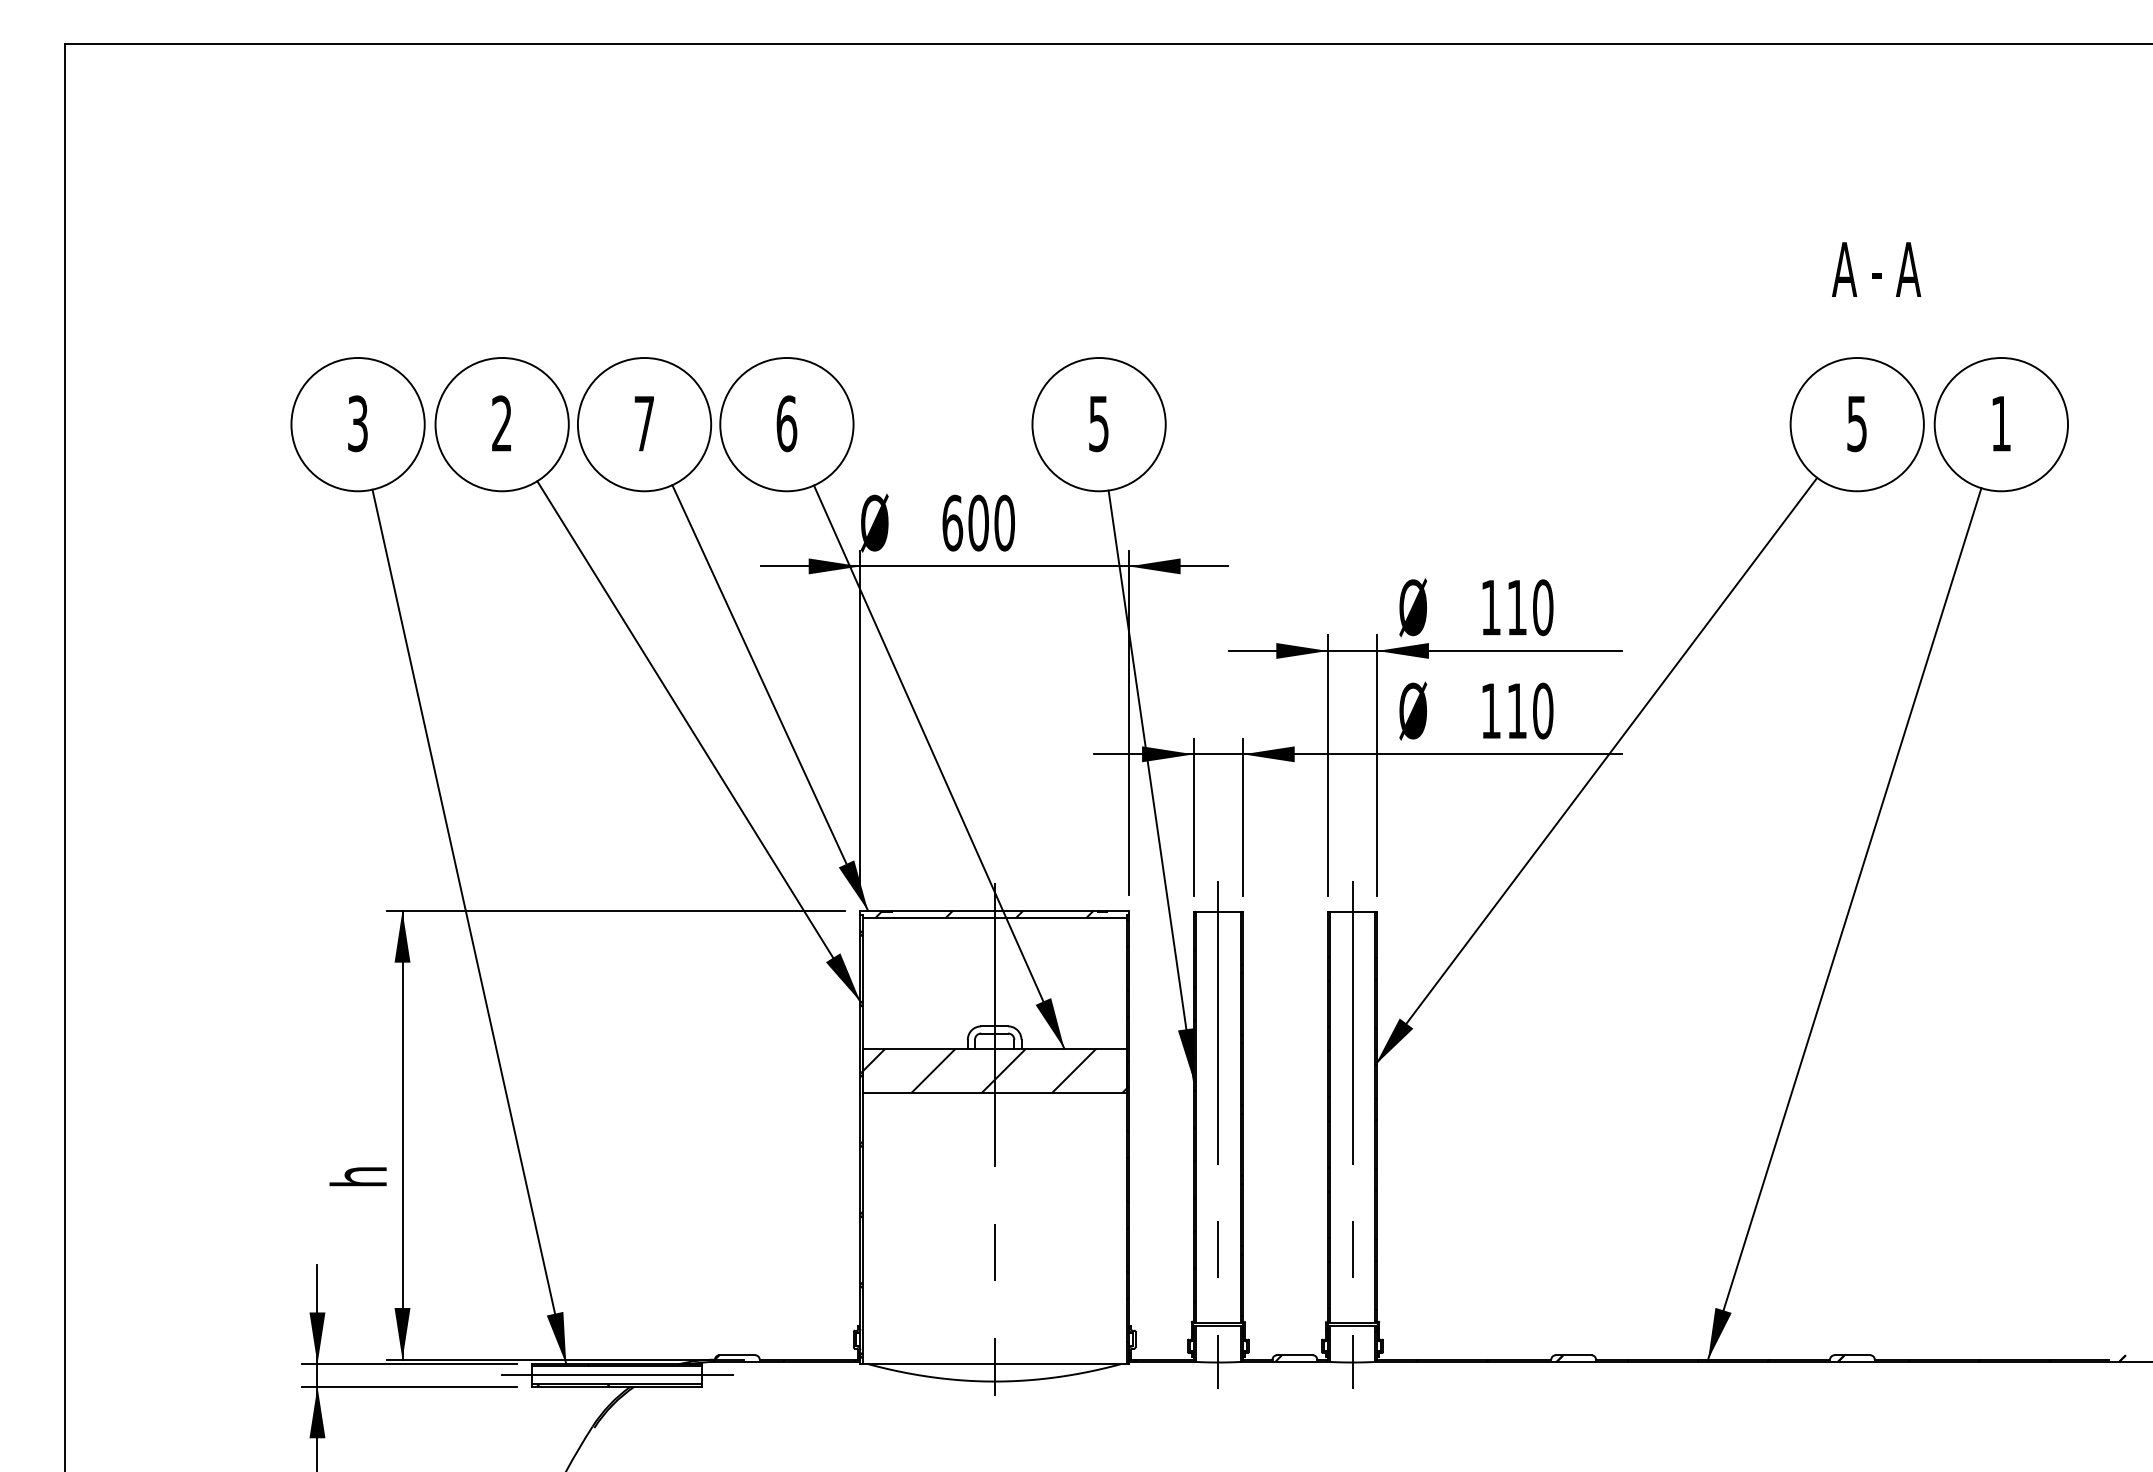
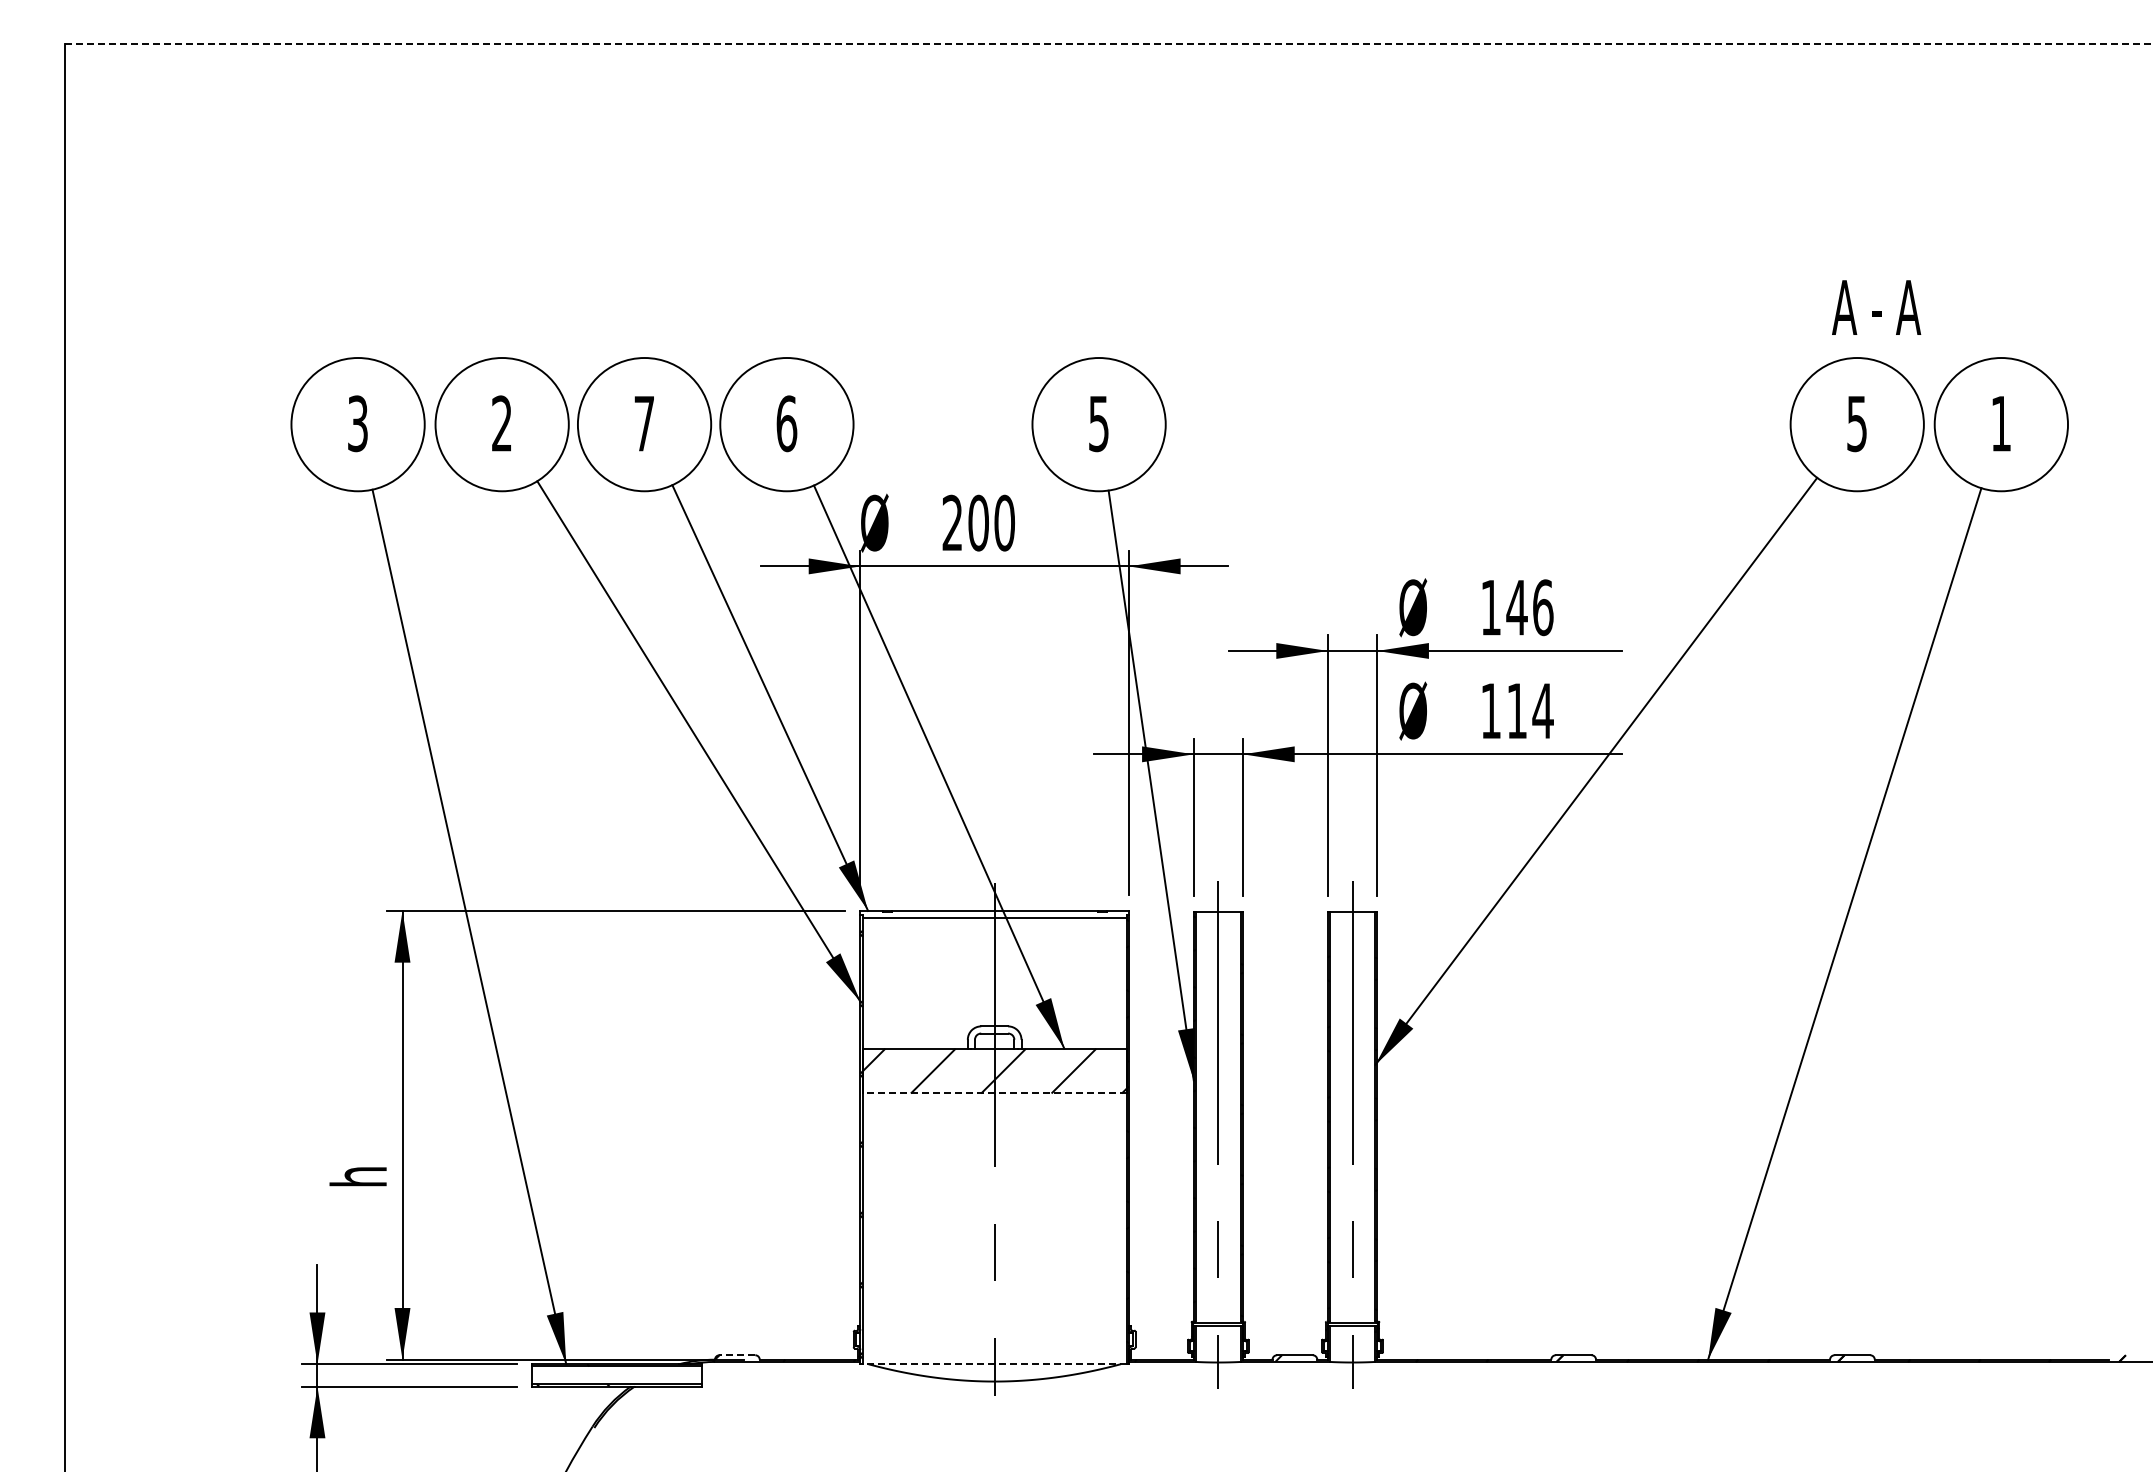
line: solid -> dashed (1108, 43)
text position: (1876, 269) -> (1876, 307) (1876, 307)
text: 600 -> 200 (952, 522)
text: 110 -> 146 (1529, 607)
text: 110 -> 114 (1542, 710)
hatch: present -> none (984, 914)
line: solid -> dashed (994, 1093)
line: solid -> dashed (737, 1355)
line: solid -> dashed (994, 1364)
line: present -> none (616, 1375)
